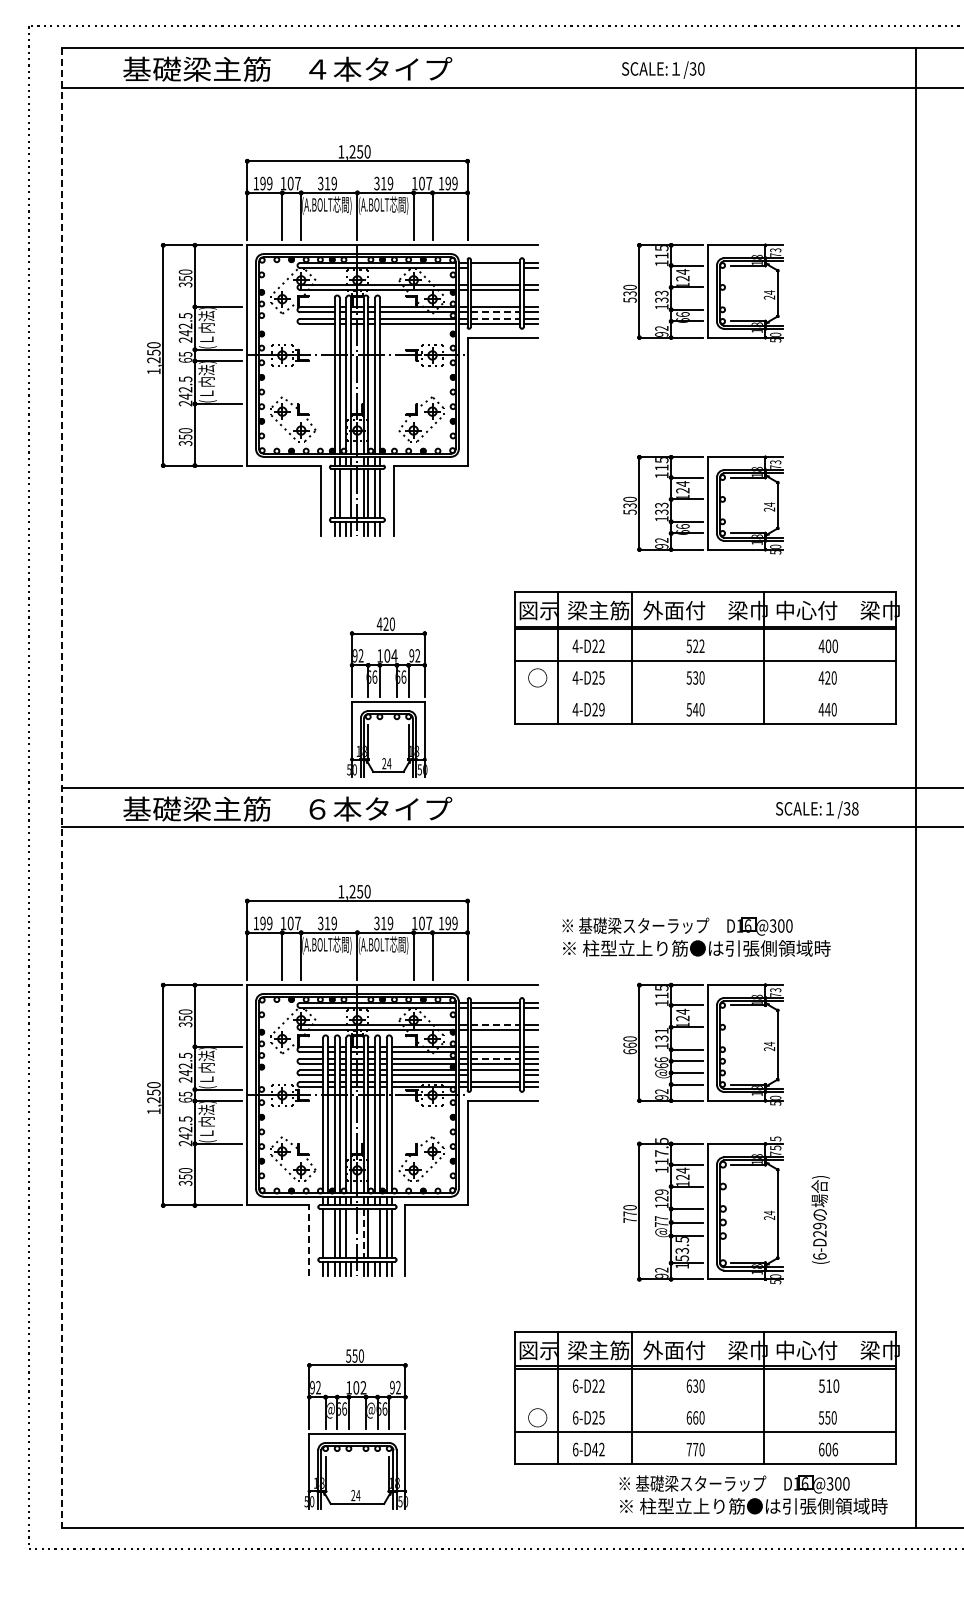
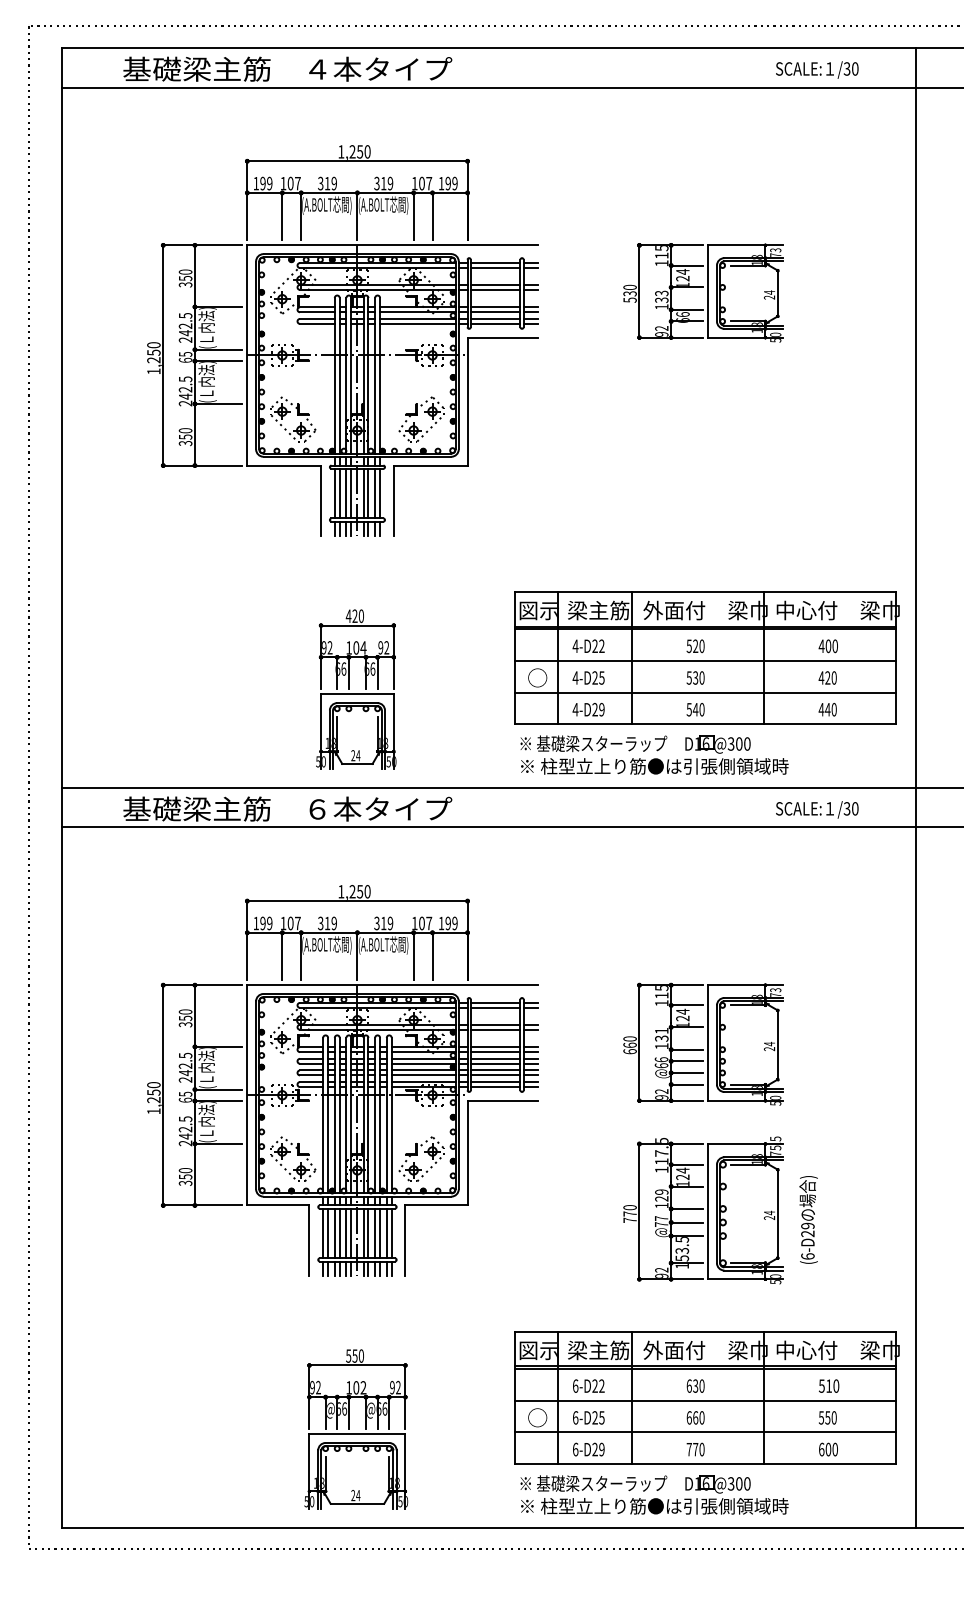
text position: (663, 69) -> (817, 69) (817, 69)
line: none -> present (495, 268)
line: dashed -> solid (495, 312)
line: dashed -> solid (495, 318)
line: none -> present (346, 493)
part: present -> none (703, 504)
text: 522 -> 520 (701, 646)
line: none -> present (705, 692)
part position: (387, 697) -> (356, 689) (356, 689)
line: dashed -> solid (61, 787)
text: /38 -> /30 (855, 809)
part position: (696, 936) -> (654, 754) (654, 754)
line: dashed -> solid (495, 1024)
line: dashed -> solid (495, 1058)
line: none -> present (495, 1075)
text position: (820, 1219) -> (808, 1219) (808, 1219)
line: none -> present (328, 1233)
line: none -> present (351, 1233)
line: dashed -> solid (363, 1233)
line: none -> present (375, 1233)
line: dashed -> solid (309, 1240)
line: none -> present (705, 1400)
text: 6-D42 -> 6-D29 (598, 1449)
text: 606 -> 600 (835, 1449)
part position: (753, 1494) -> (654, 1494) (654, 1494)
